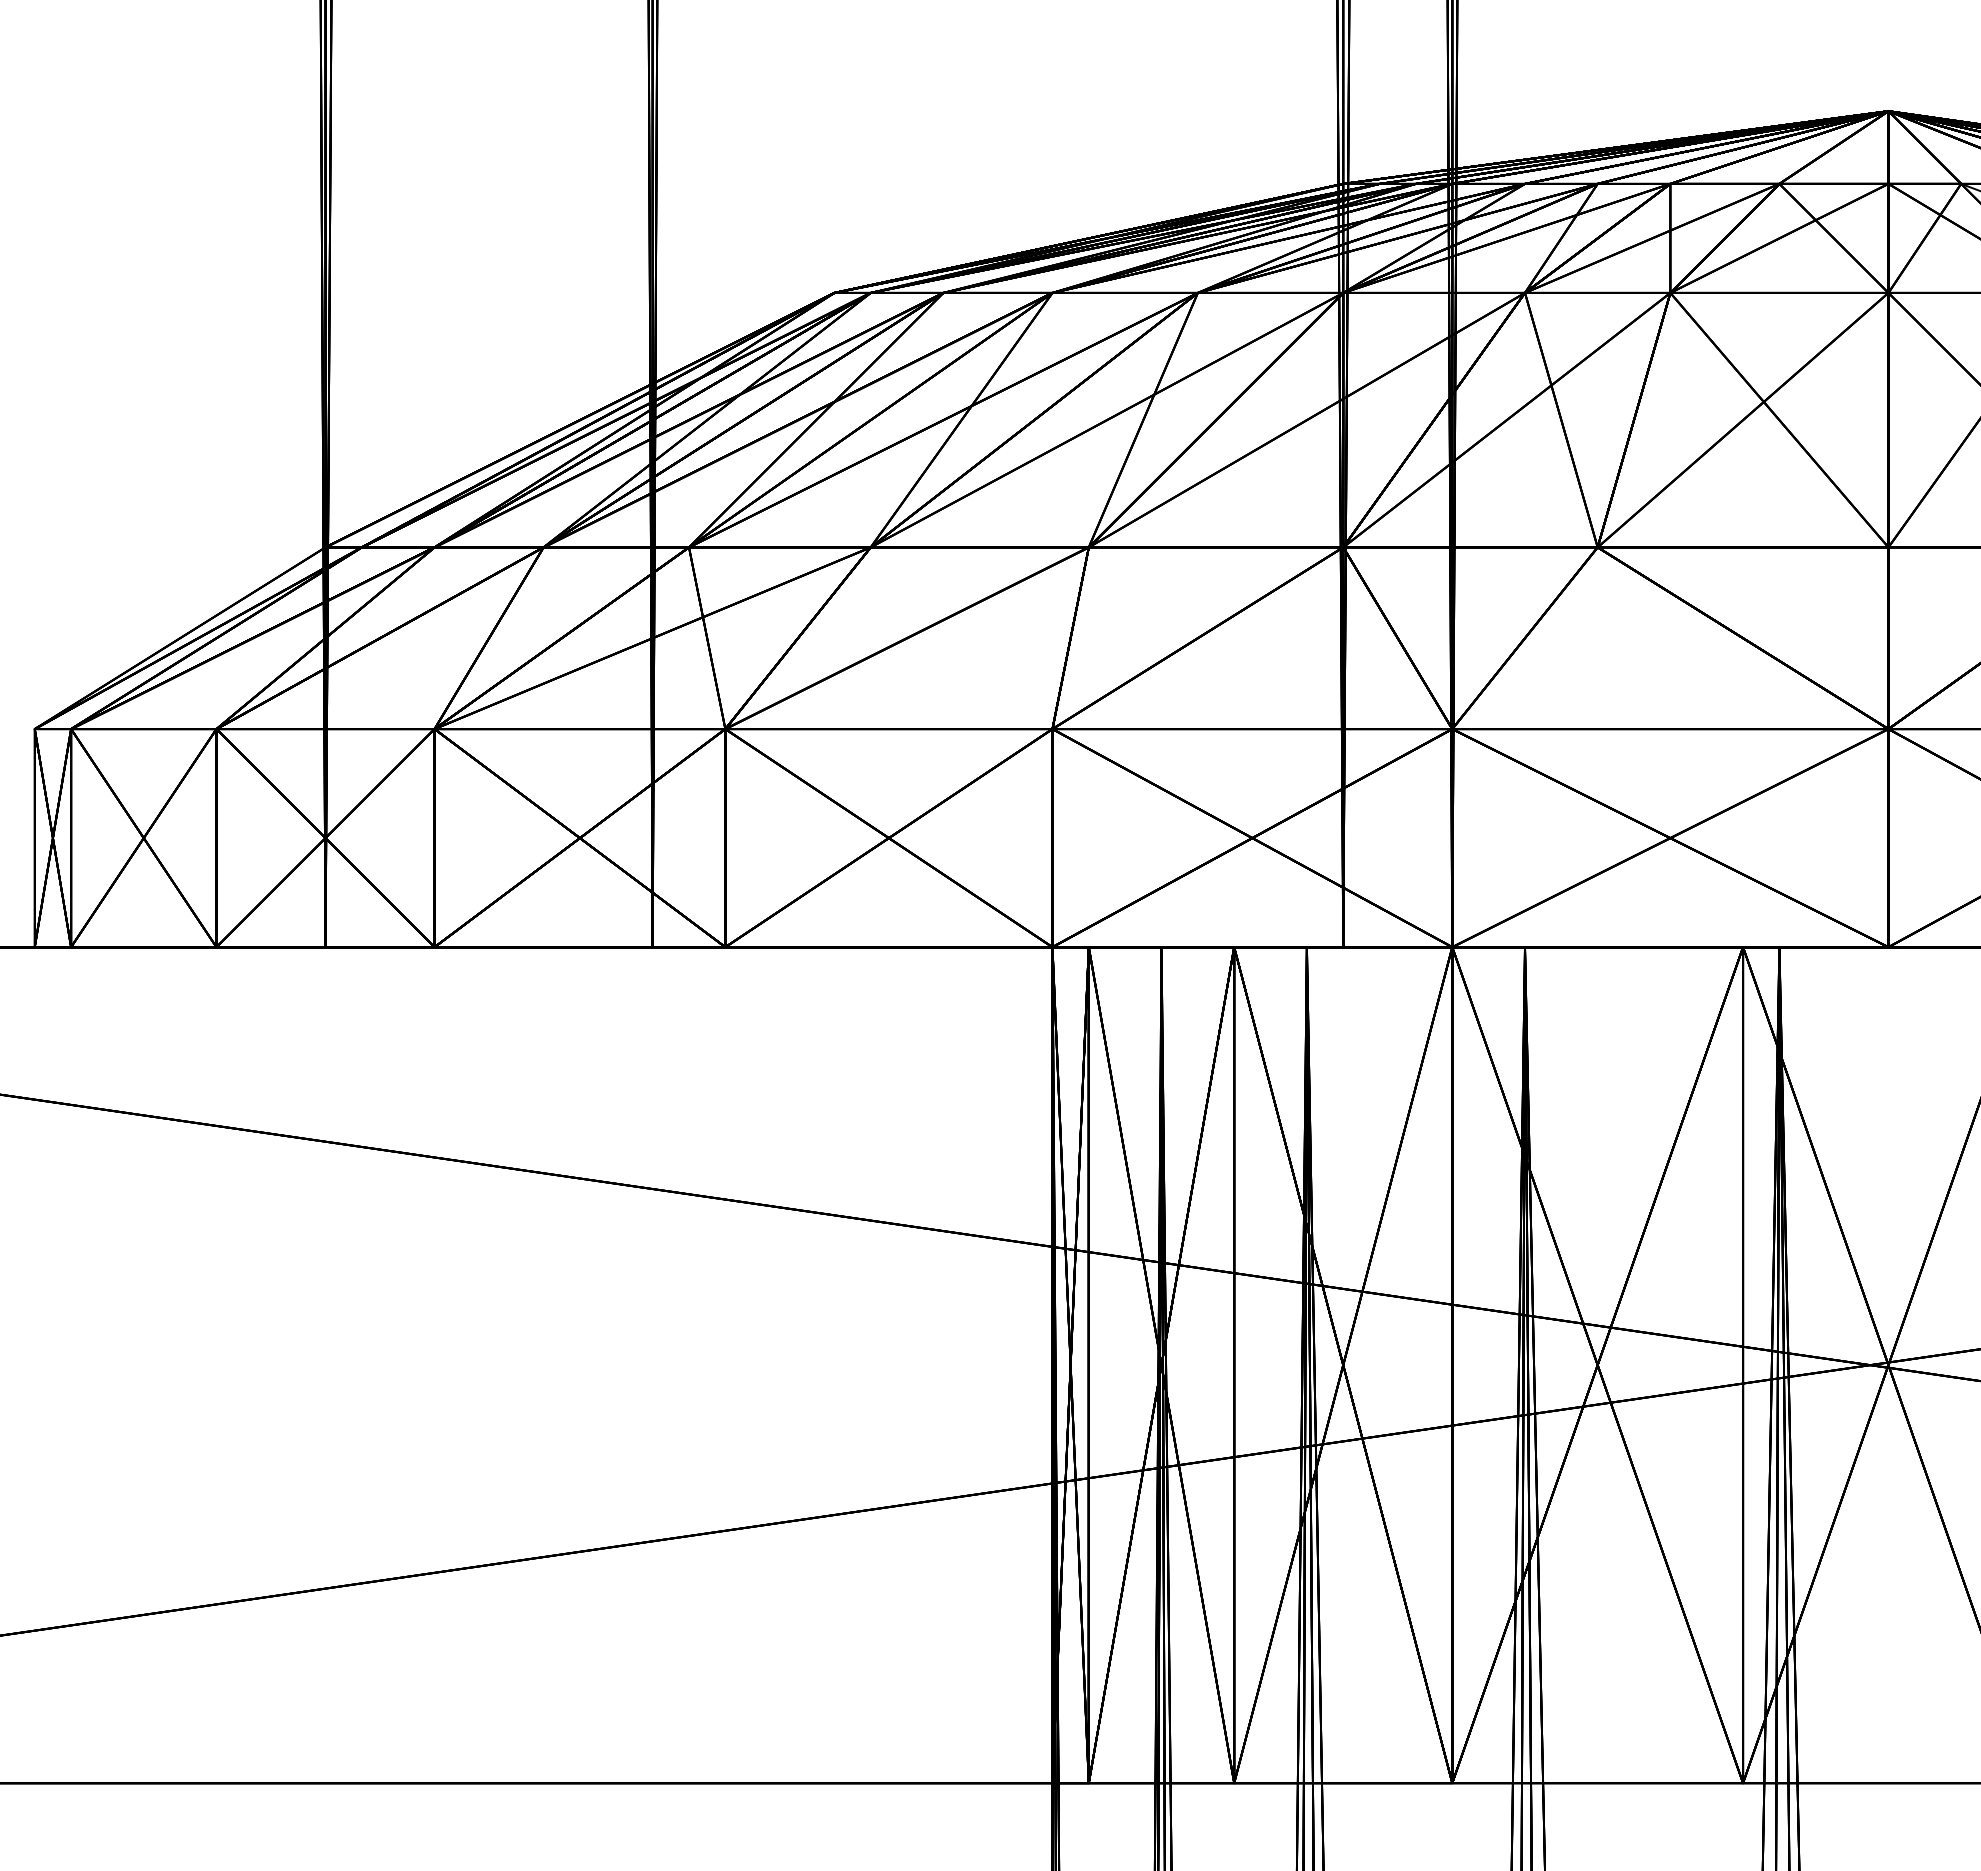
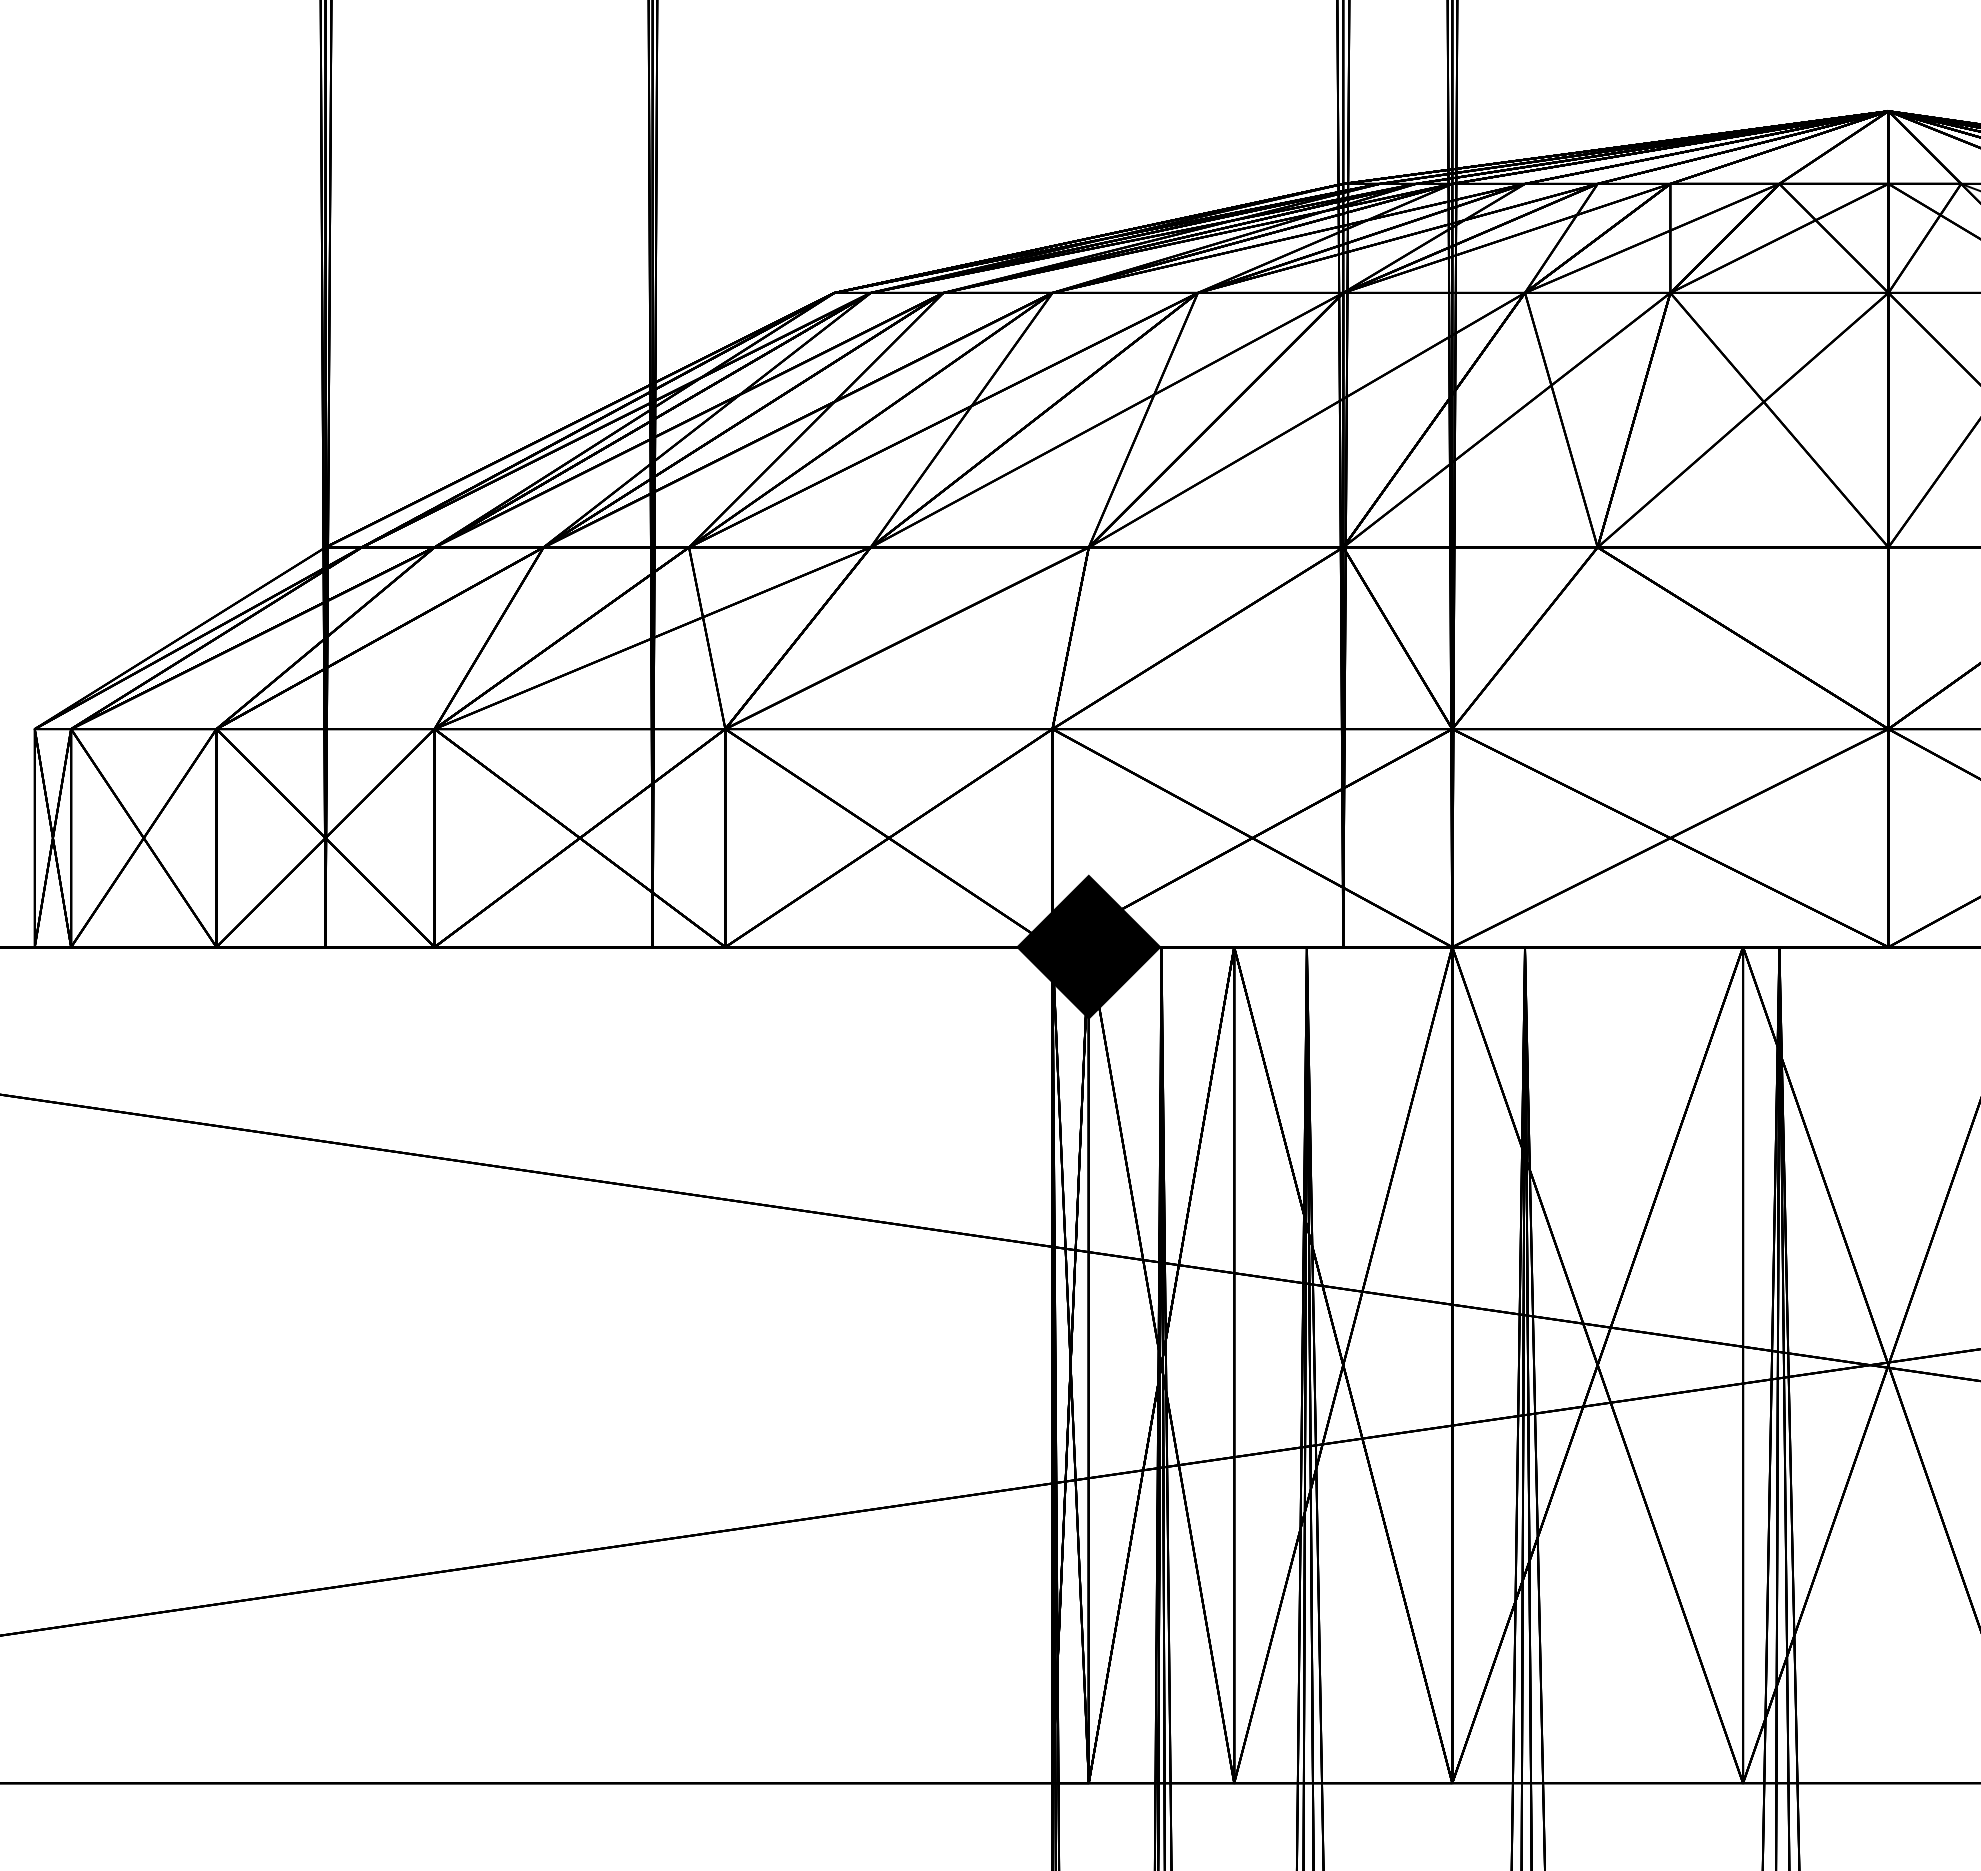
fill: none -> present (1088, 946)
